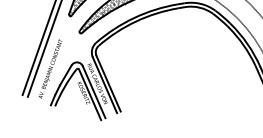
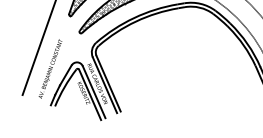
line: present -> none (44, 49)
